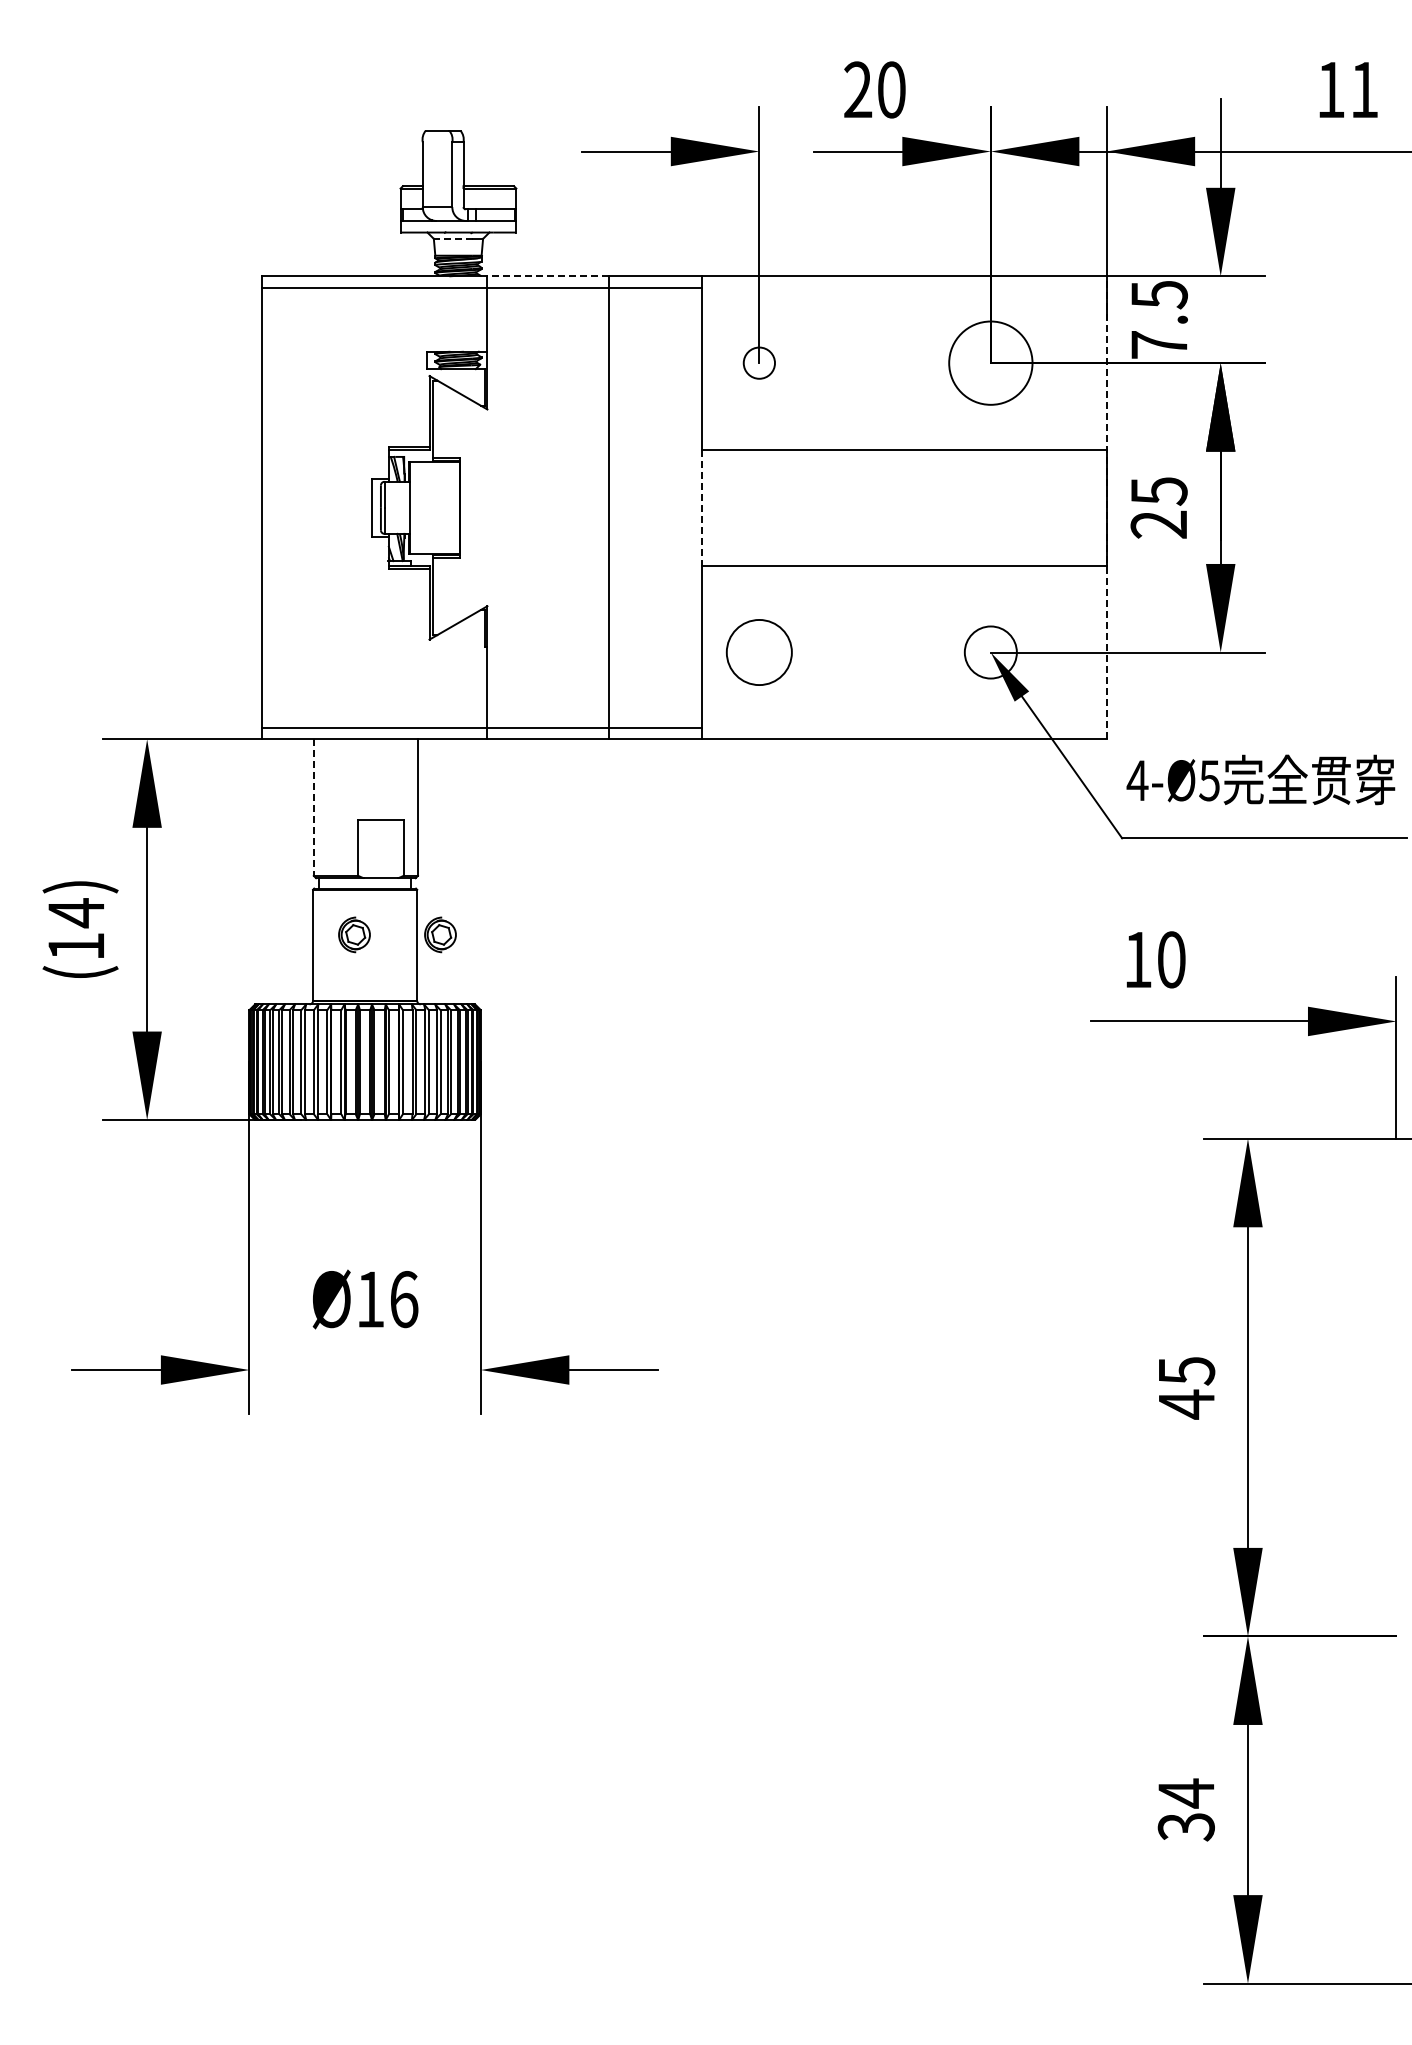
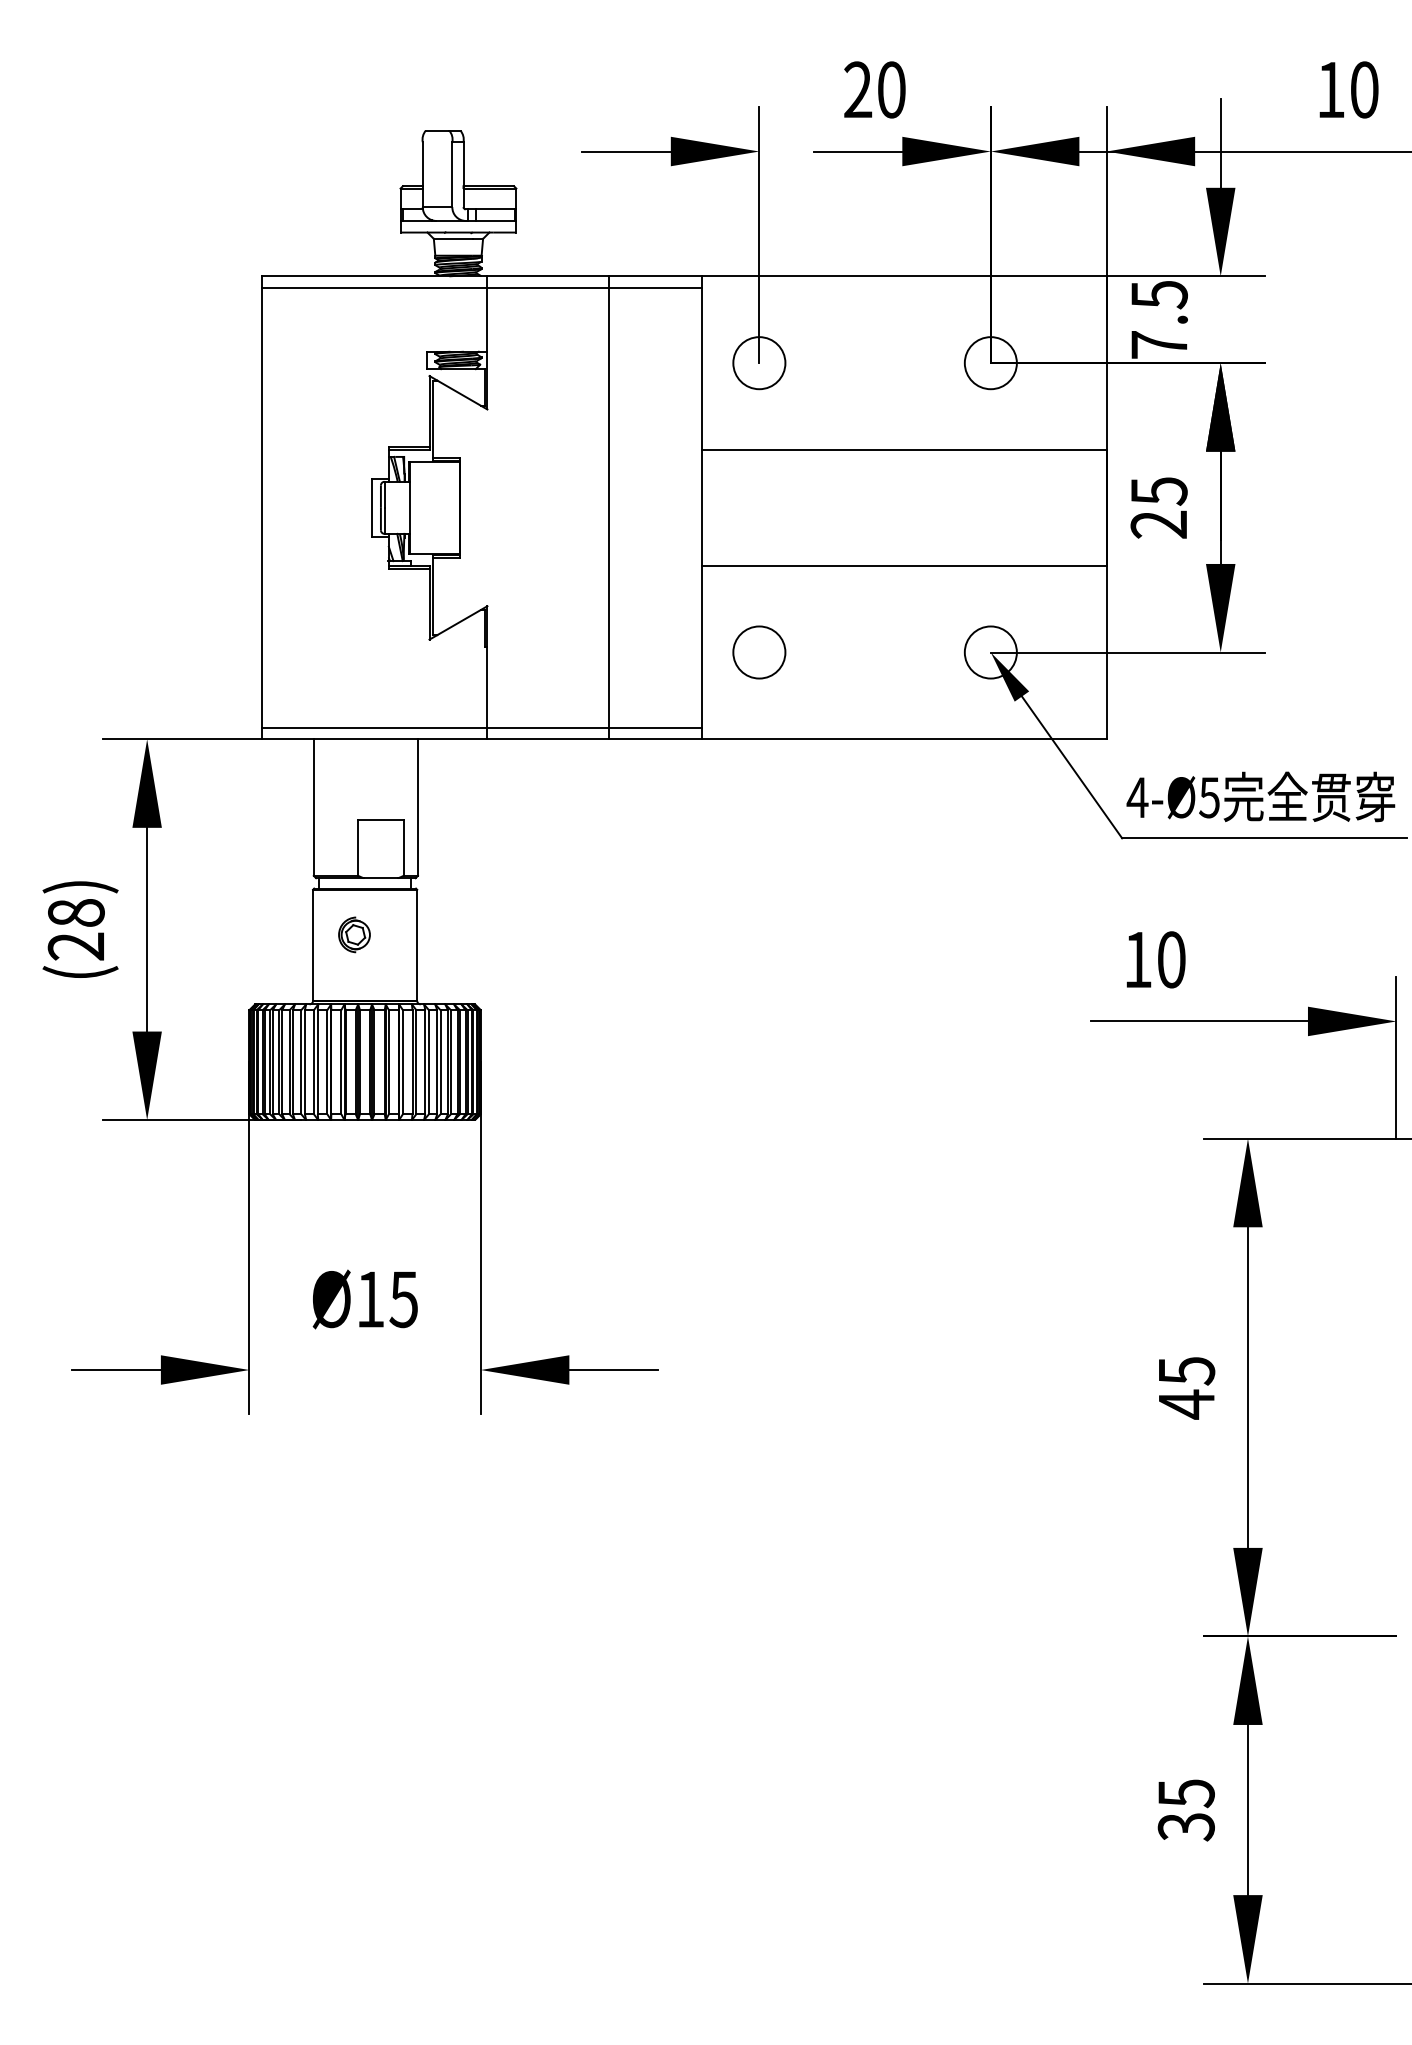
text: 11 -> 10 (1364, 89)
line: dashed -> solid (453, 238)
line: dashed -> solid (548, 276)
circle diameter: 31 px -> 52 px (759, 363)
circle diameter: 83 px -> 52 px (990, 363)
line: dashed -> solid (701, 507)
line: dashed -> solid (1106, 507)
circle size: 68x67 px -> 55x55 px (759, 652)
text position: (1260, 779) -> (1260, 796) (1260, 796)
line: dashed -> solid (313, 808)
text: (14) -> (28) (75, 929)
part: present -> none (440, 934)
text: Ø16 -> Ø15 (403, 1299)
text: 34 -> 35 (1186, 1793)
